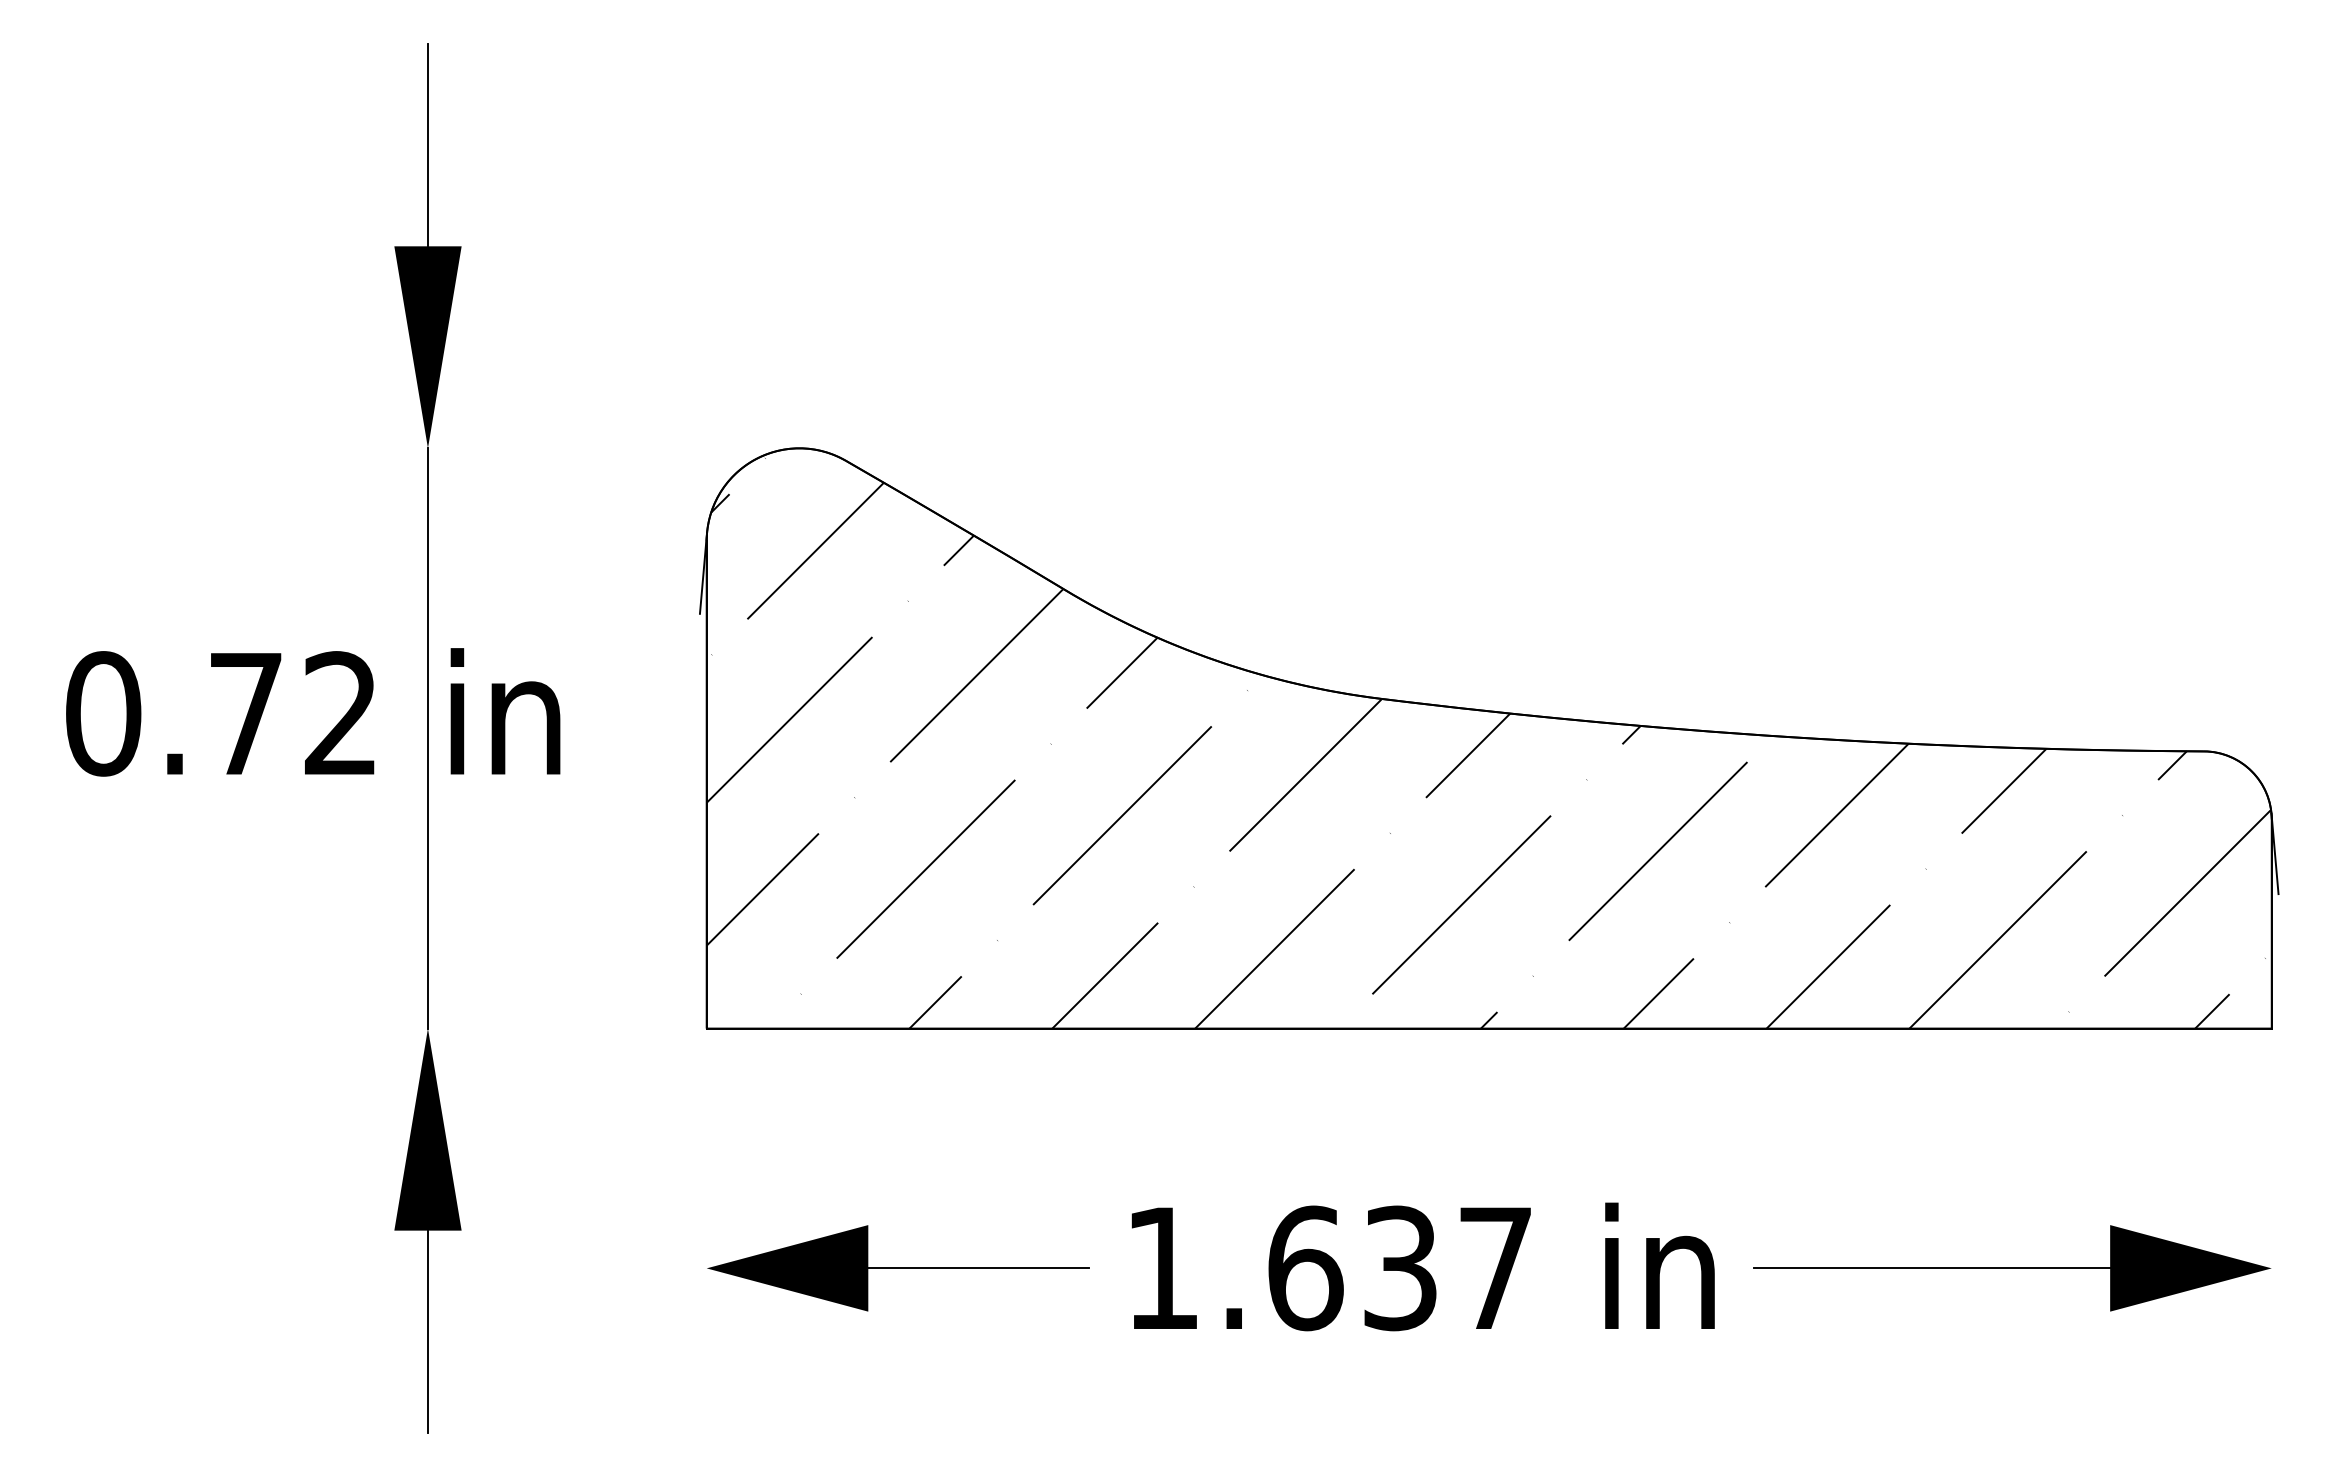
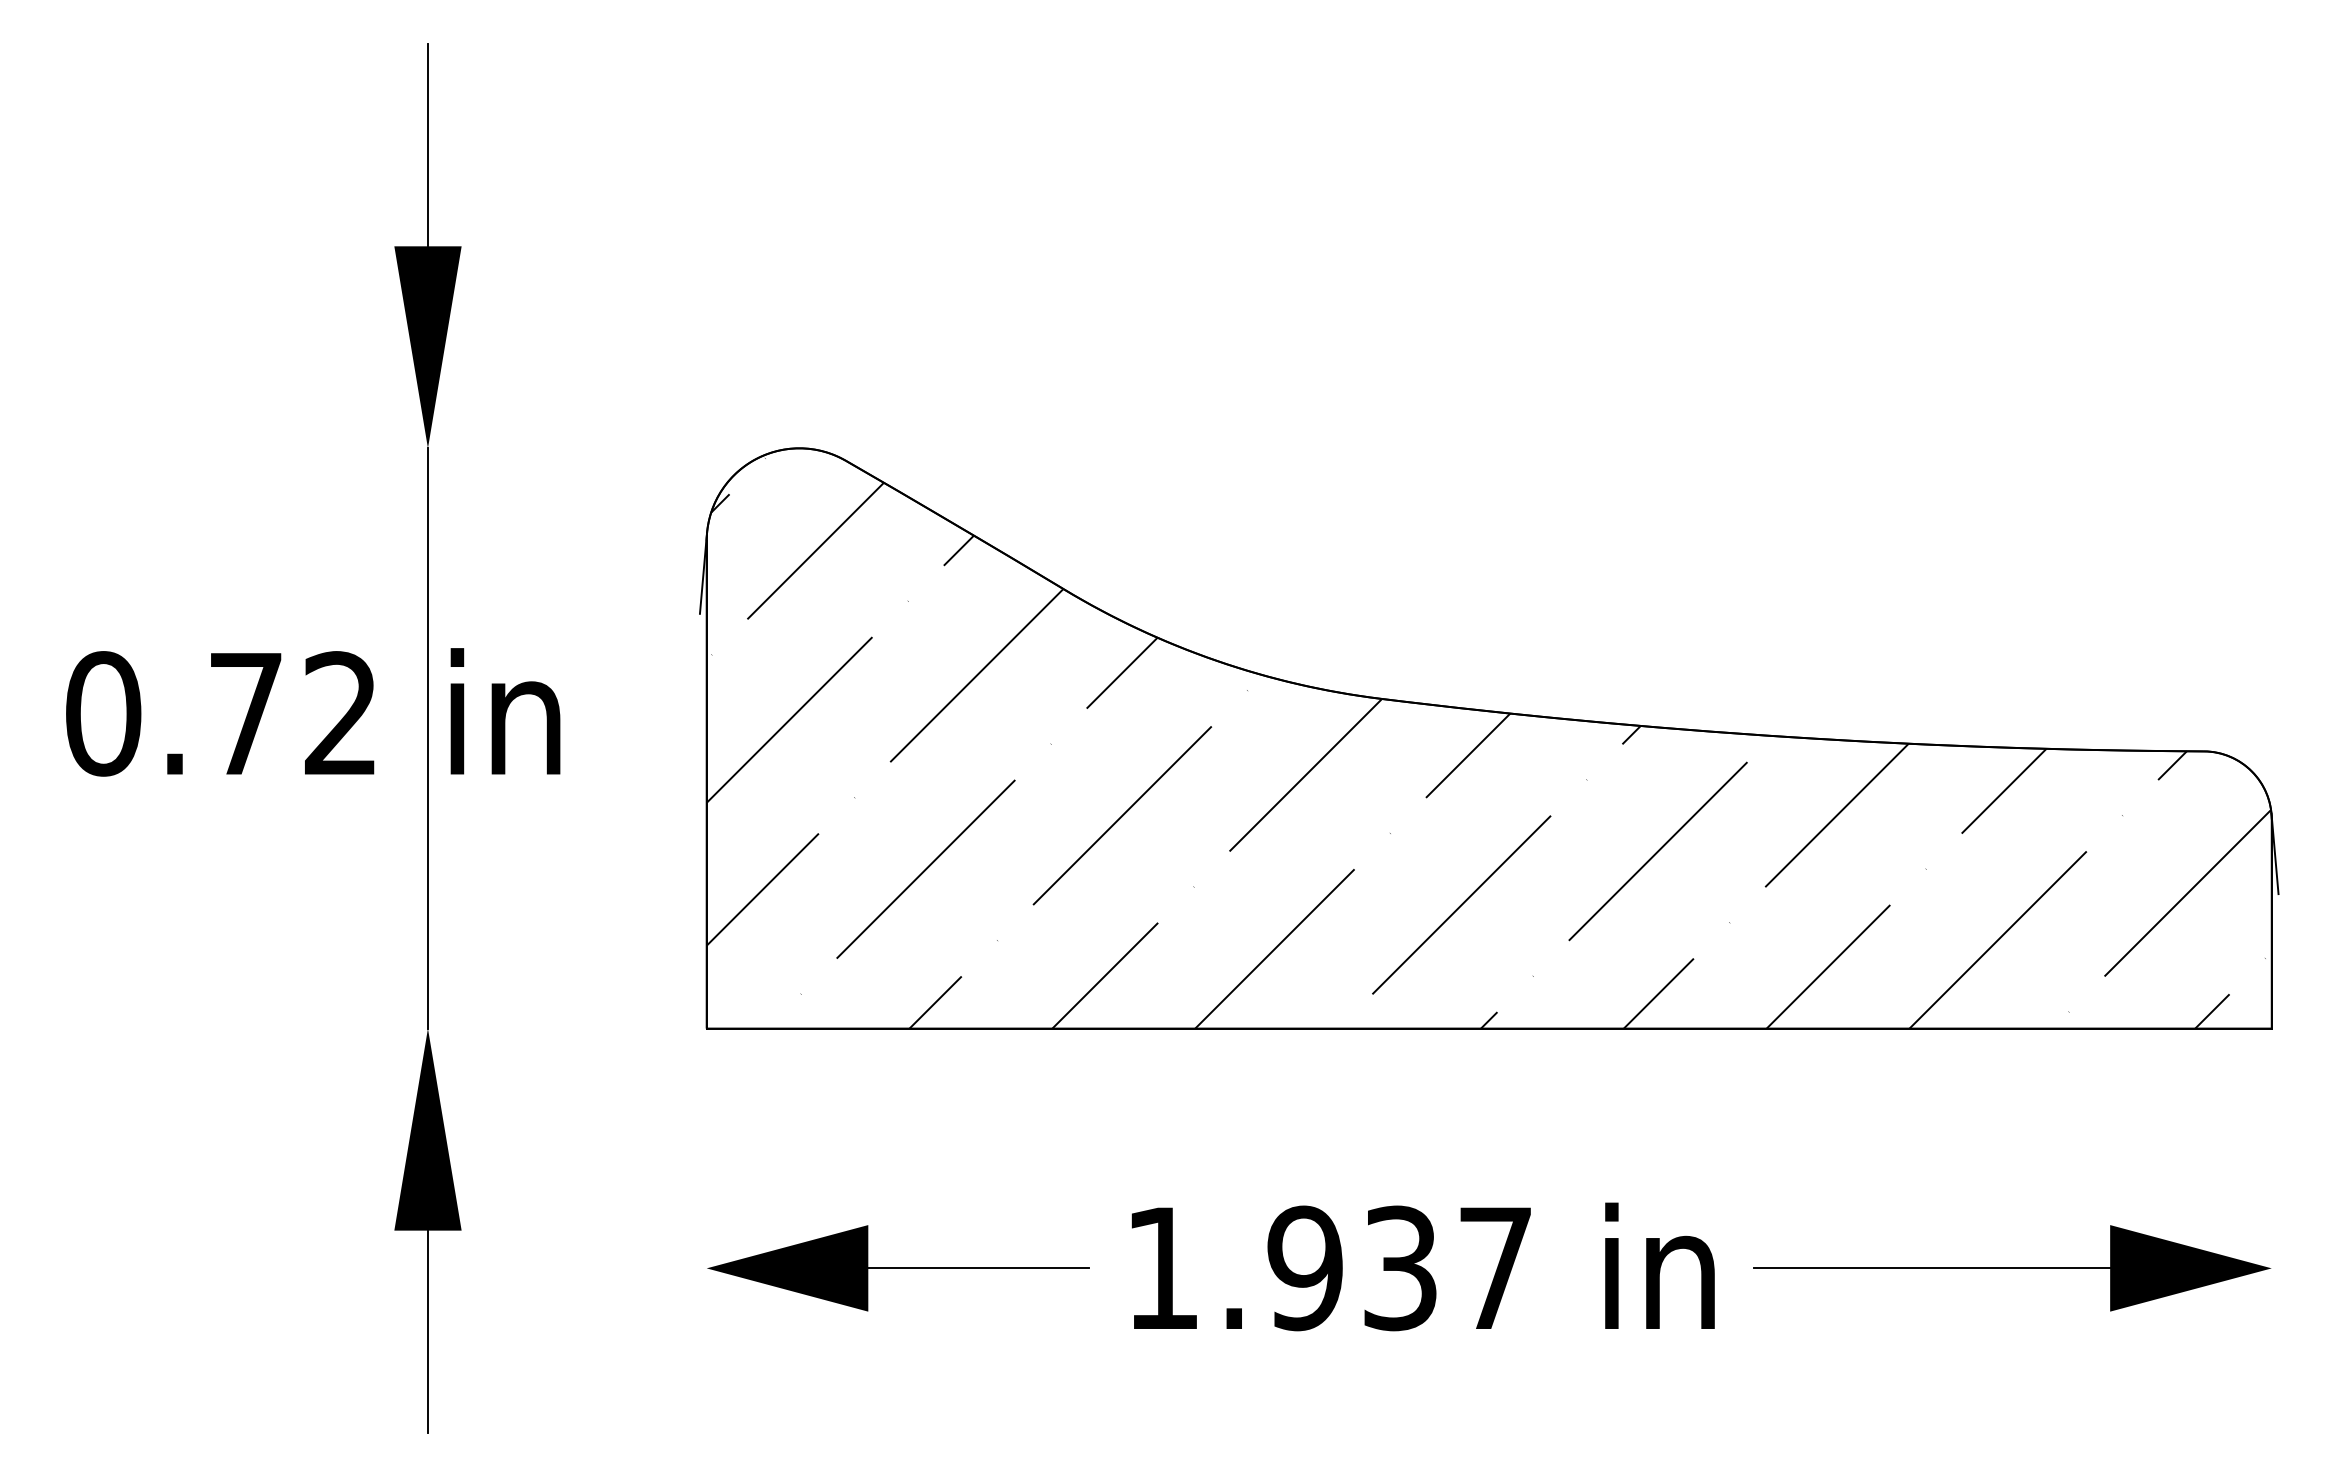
text: 1.637 -> 1.937 (1305, 1268)
